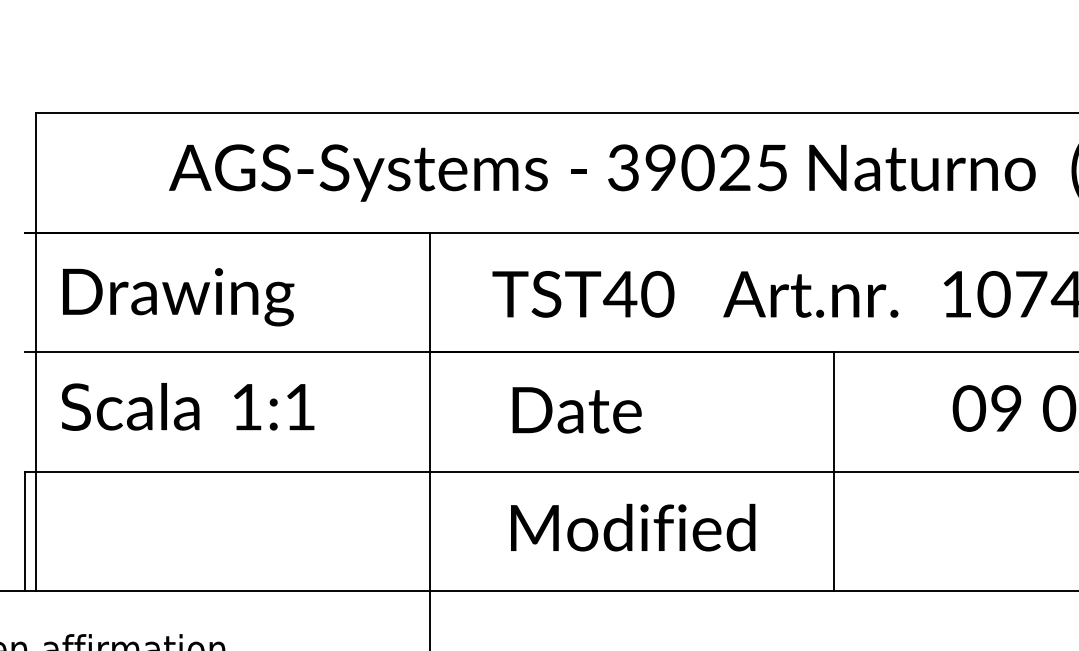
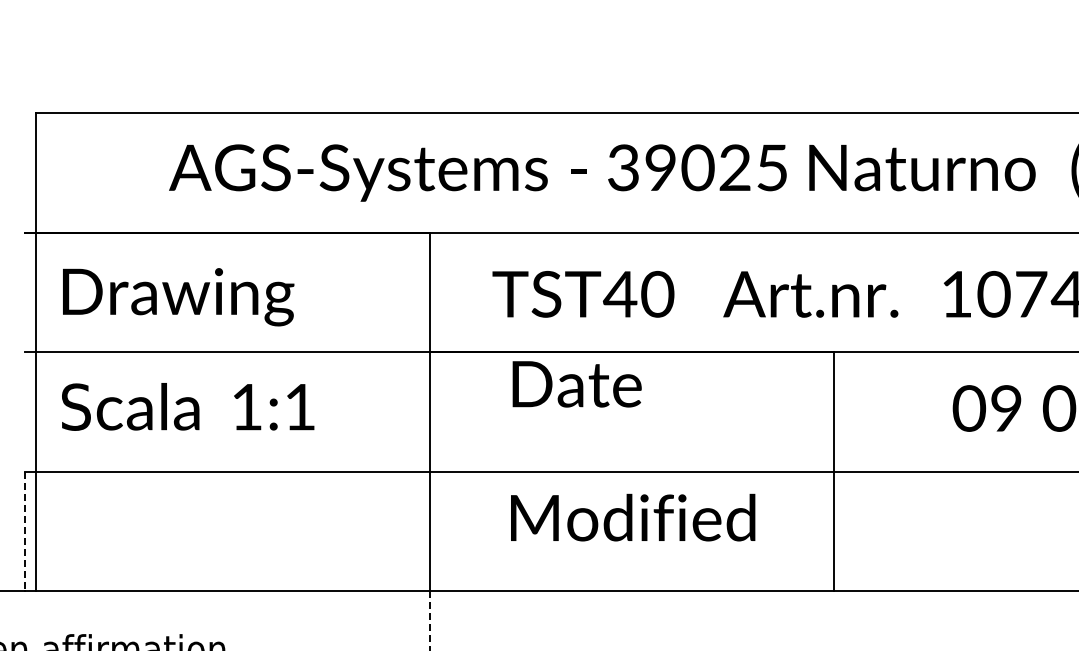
text position: (576, 410) -> (576, 384) (576, 384)
text position: (633, 527) -> (633, 517) (633, 517)
line: solid -> dashed (25, 531)
line: solid -> dashed (429, 620)
